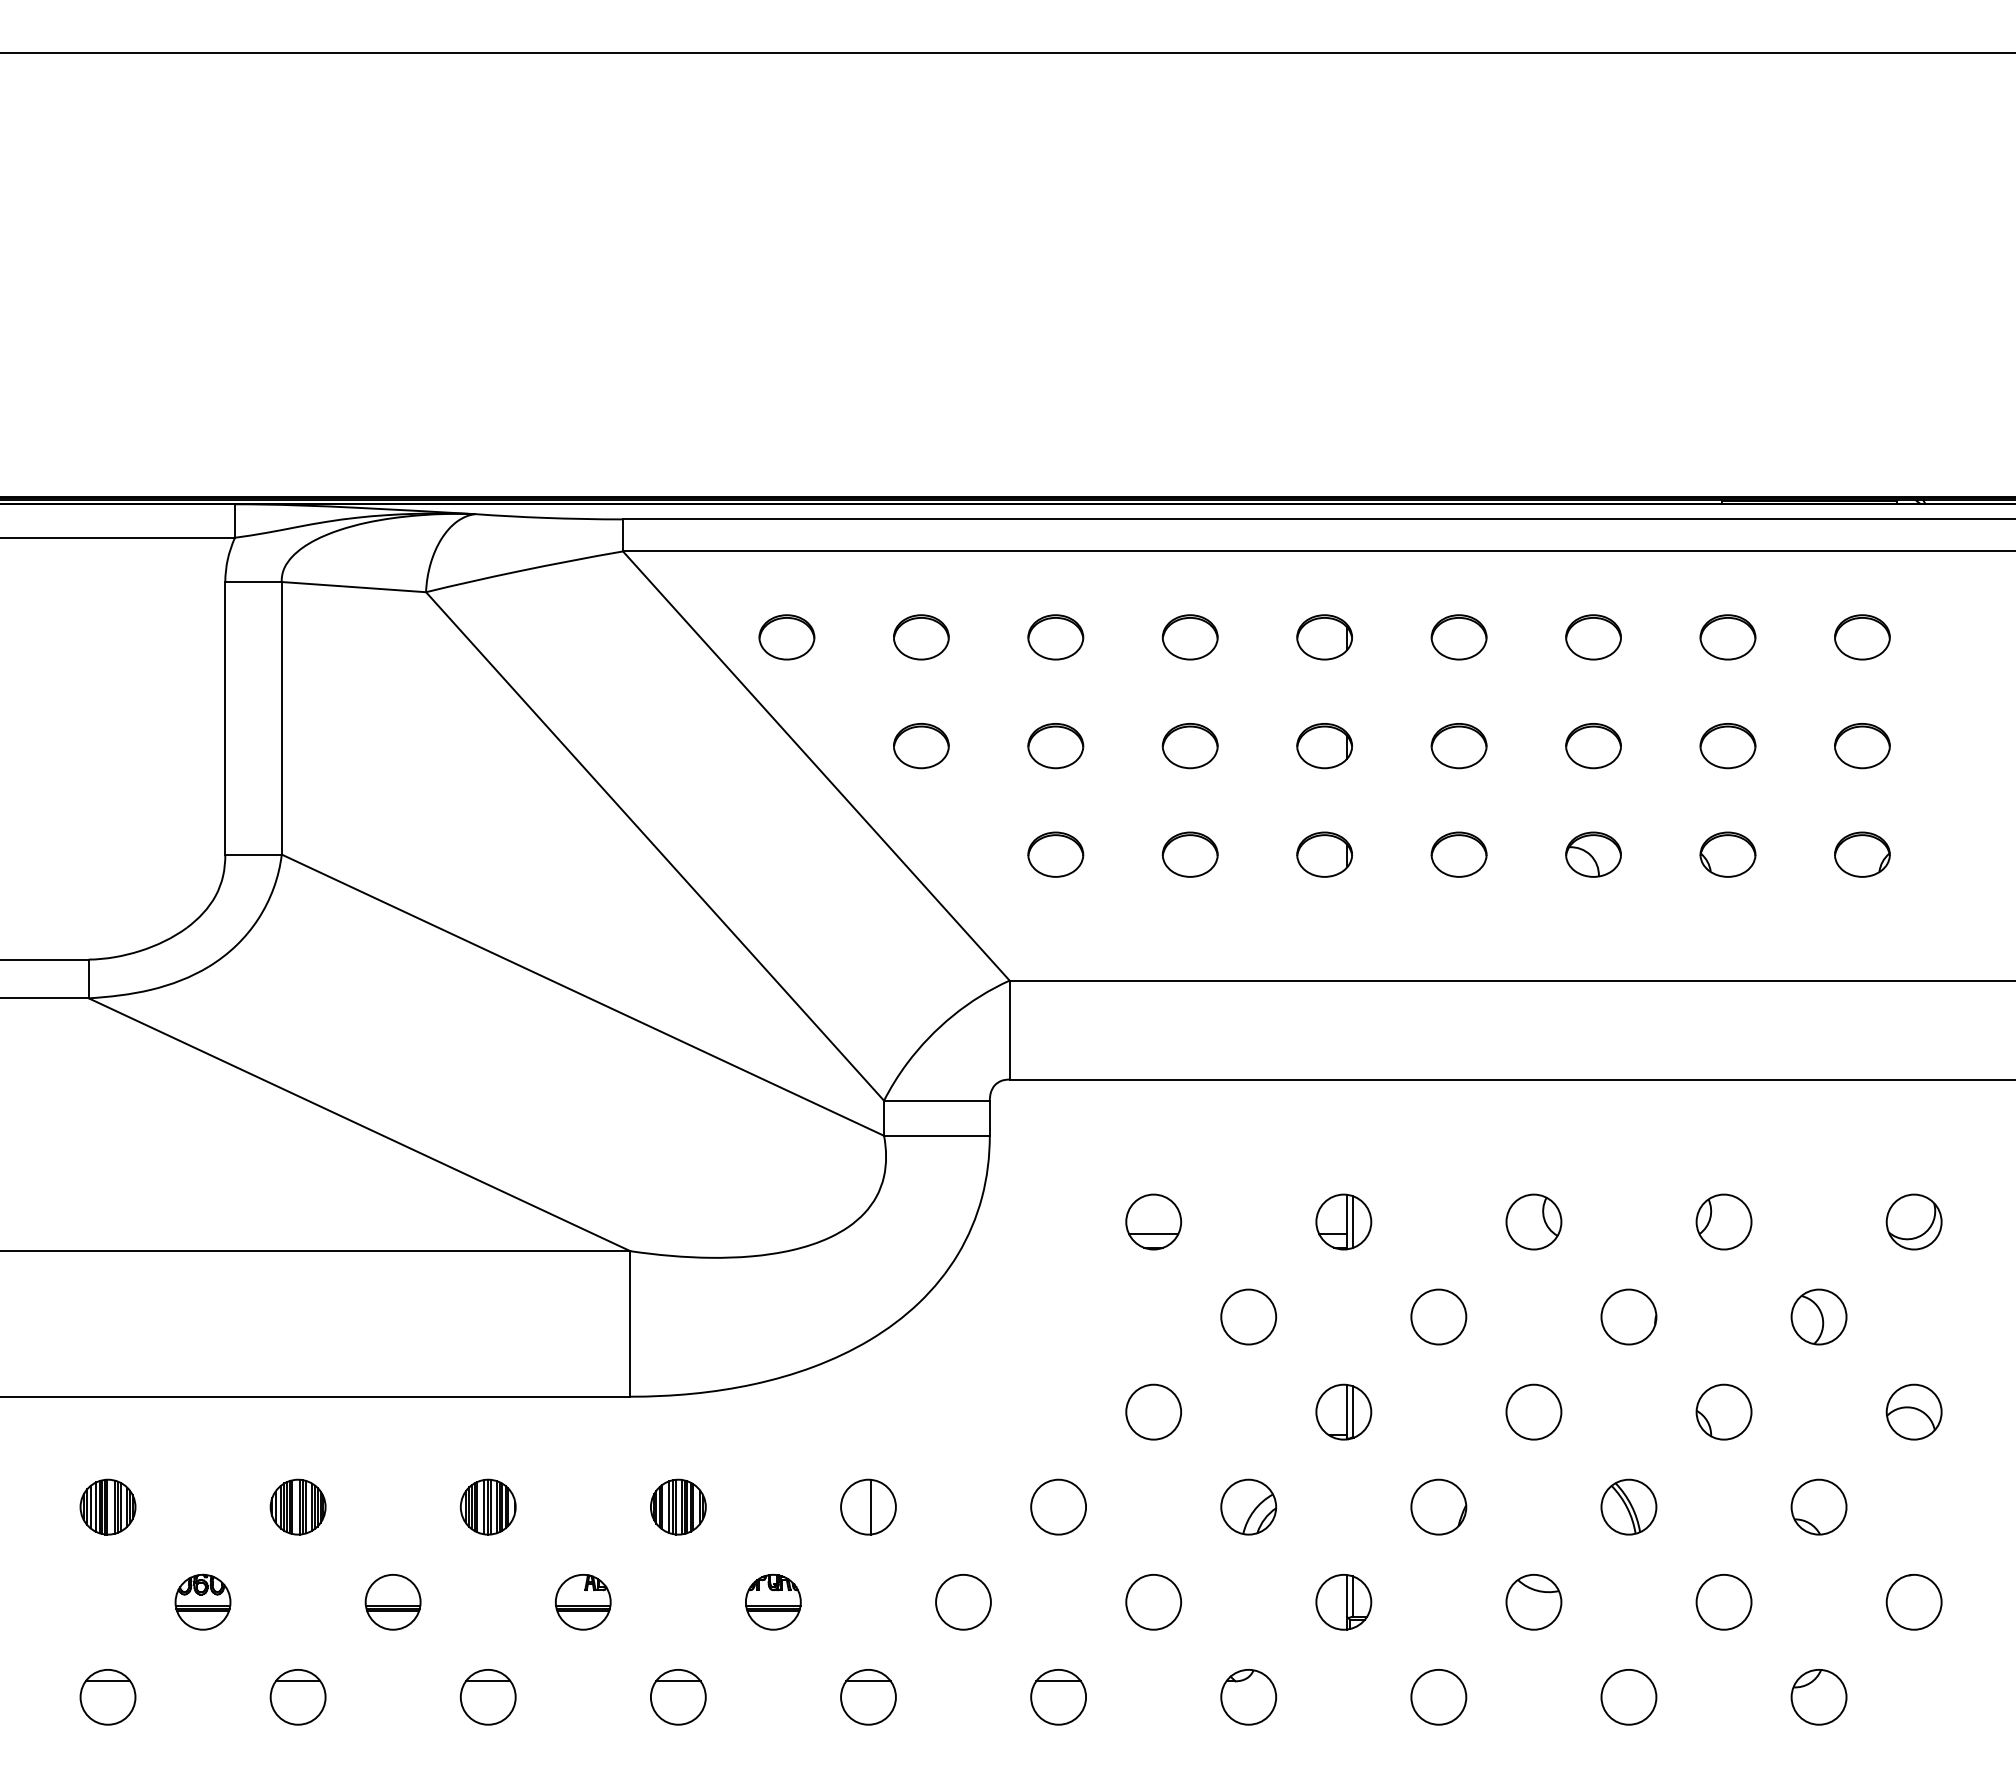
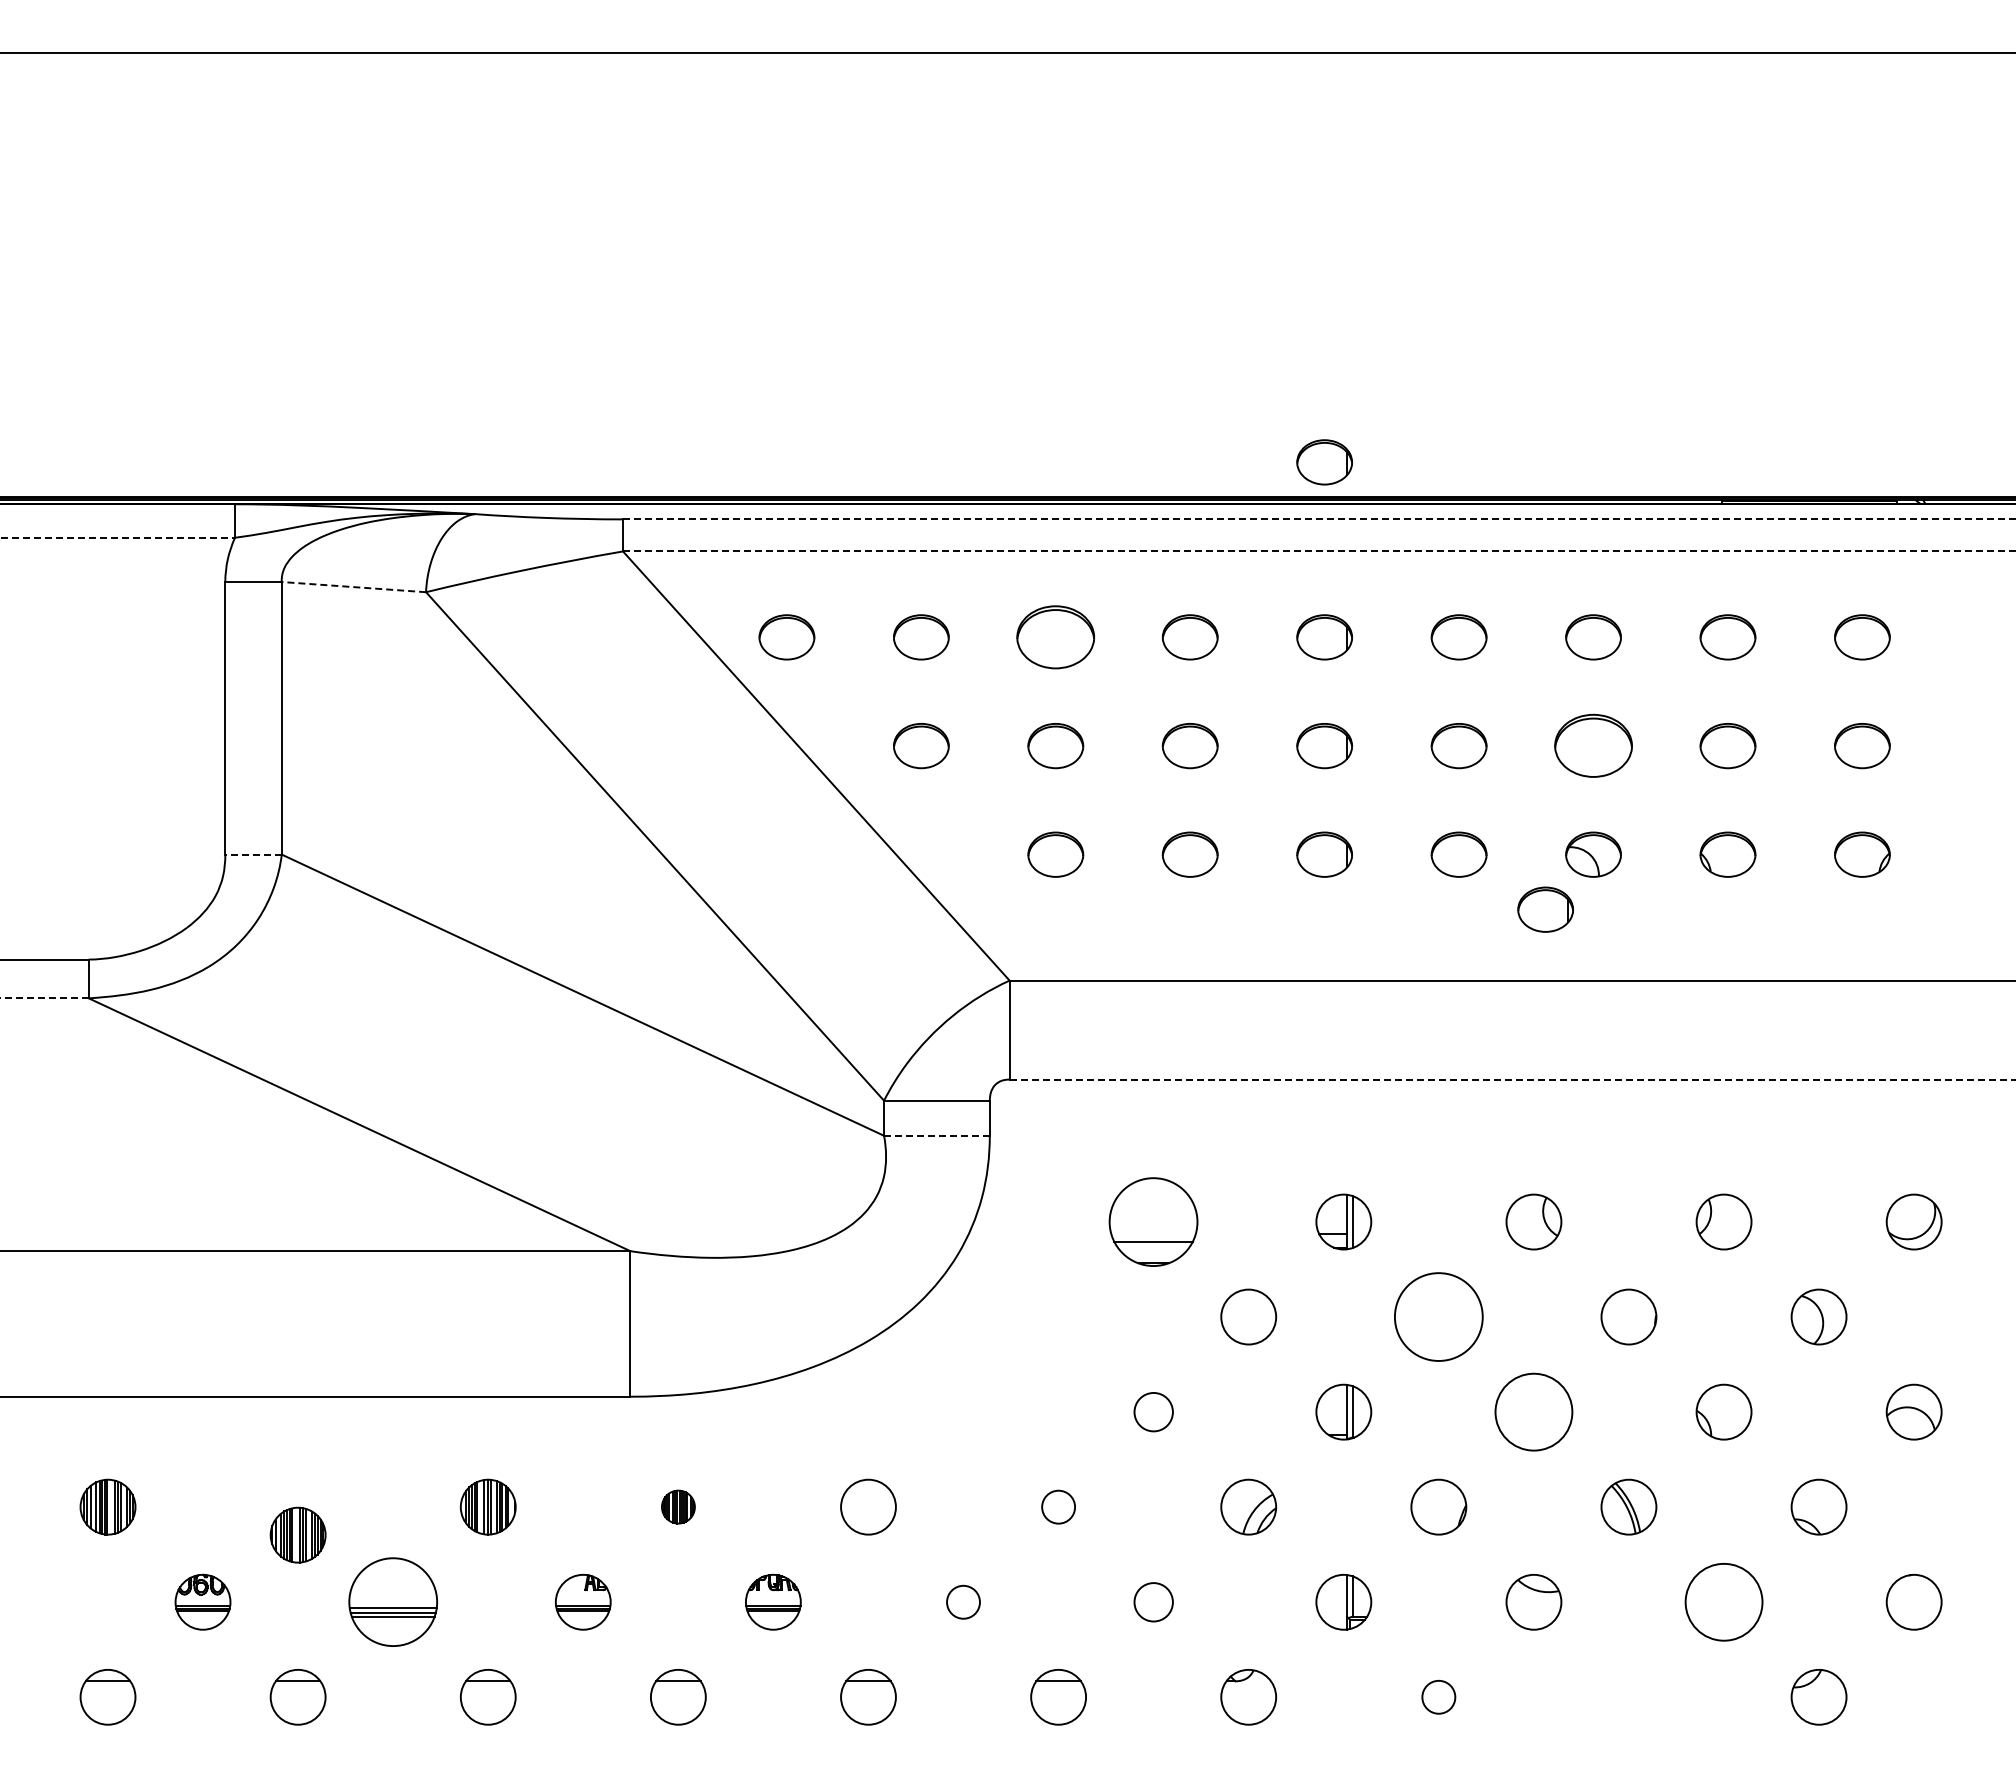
part: none -> present (1324, 462)
line: solid -> dashed (1320, 519)
line: solid -> dashed (117, 537)
line: solid -> dashed (1320, 551)
line: solid -> dashed (353, 587)
part size: 58x47 px -> 80x65 px (1055, 637)
part size: 57x47 px -> 79x65 px (1593, 745)
line: solid -> dashed (253, 854)
part: none -> present (1545, 909)
line: solid -> dashed (44, 998)
line: solid -> dashed (1512, 1079)
line: solid -> dashed (936, 1135)
part size: 58x58 px -> 91x90 px (1153, 1221)
circle diameter: 55 px -> 88 px (1438, 1316)
circle diameter: 55 px -> 38 px (1153, 1411)
circle diameter: 55 px -> 77 px (1533, 1411)
part position: (297, 1506) -> (297, 1534) (297, 1534)
part size: 57x58 px -> 35x36 px (678, 1506)
line: present -> none (870, 1506)
circle diameter: 55 px -> 33 px (1058, 1506)
circle diameter: 55 px -> 33 px (963, 1601)
circle diameter: 55 px -> 38 px (1153, 1602)
circle diameter: 55 px -> 77 px (1723, 1601)
part size: 58x57 px -> 90x90 px (392, 1601)
circle diameter: 55 px -> 33 px (1438, 1696)
circle: present -> none (1628, 1697)
